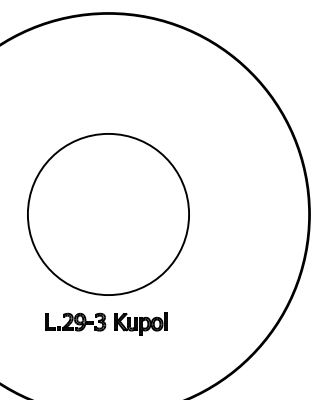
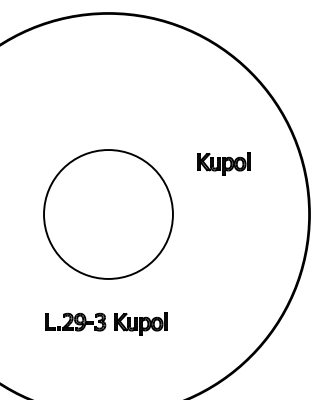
part: none -> present (223, 163)
circle diameter: 161 px -> 129 px (108, 214)
